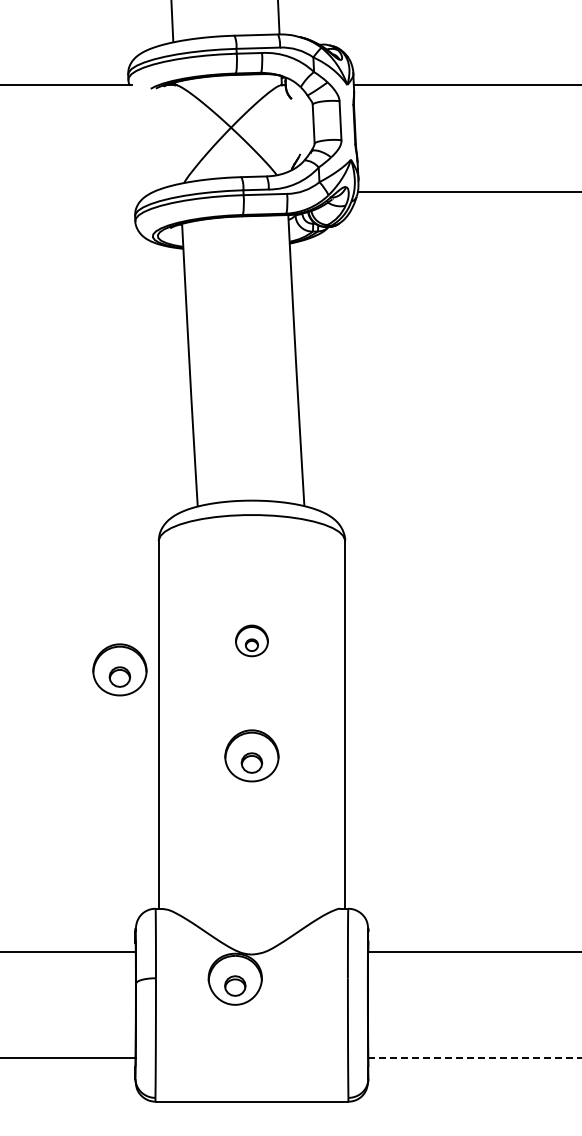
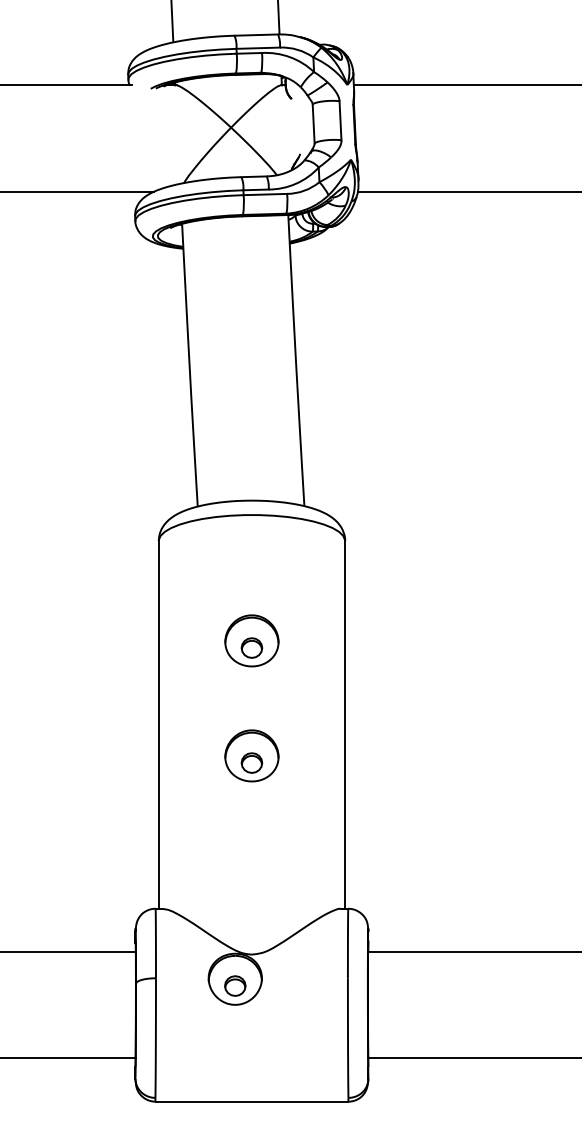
line: none -> present (77, 191)
part size: 34x34 px -> 56x54 px (251, 640)
part: present -> none (119, 669)
line: dashed -> solid (475, 1058)
